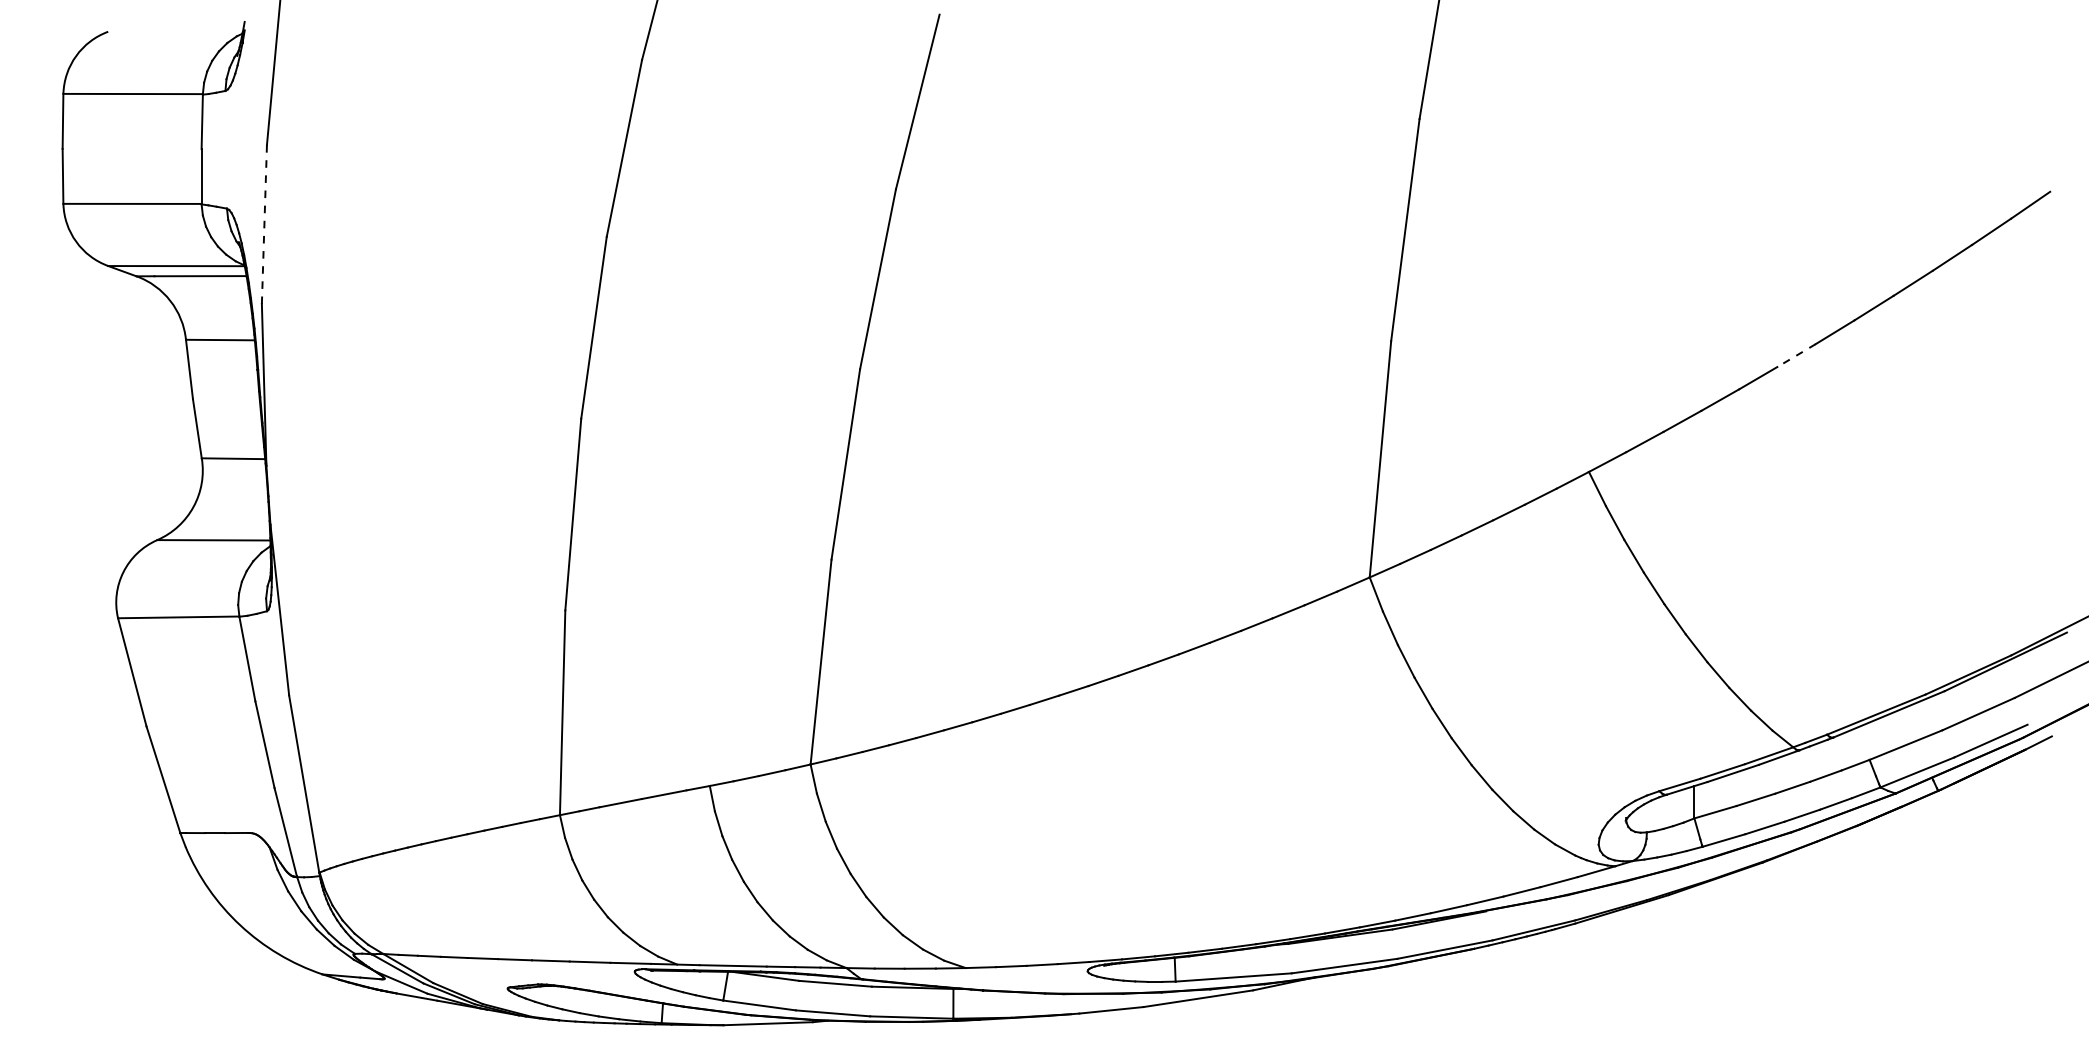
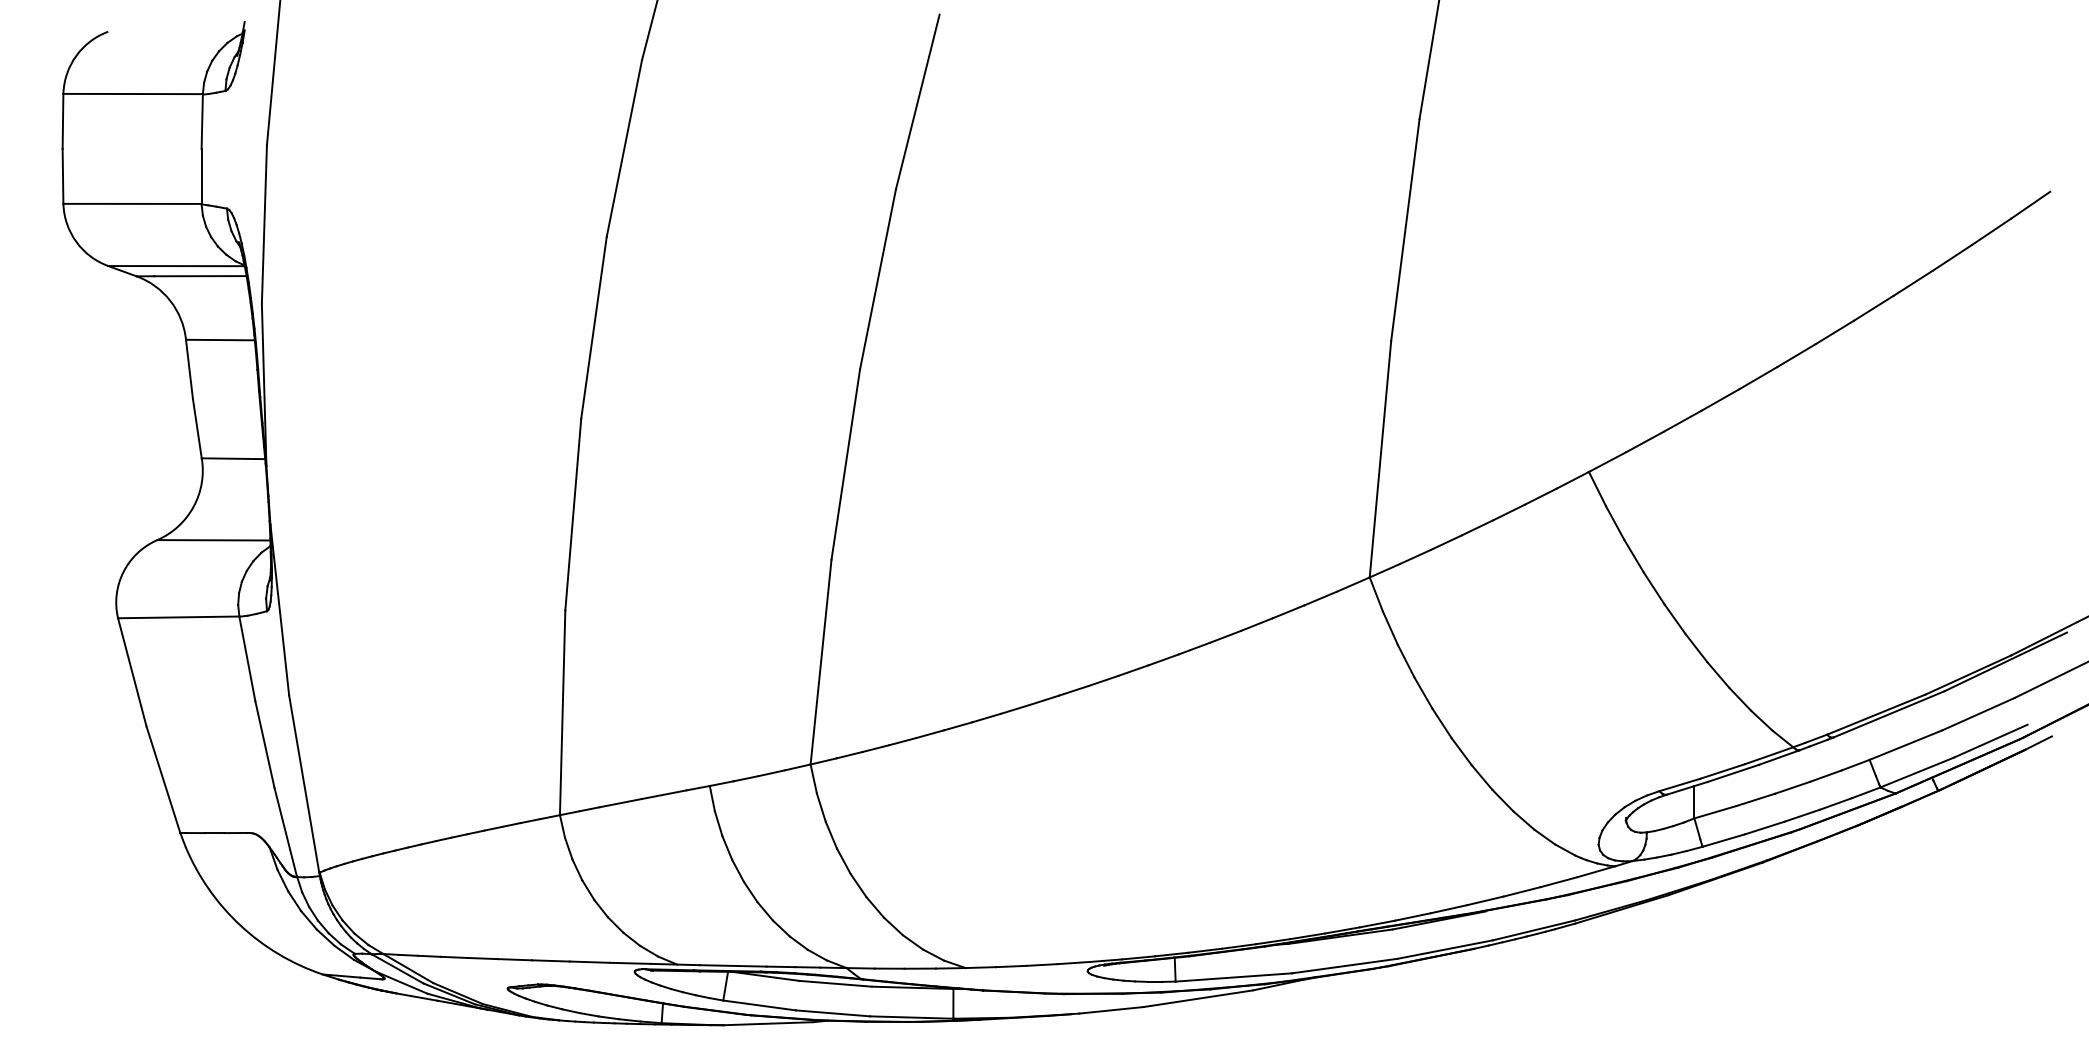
line: dashed -> solid (264, 225)
line: dashed -> solid (1796, 355)
